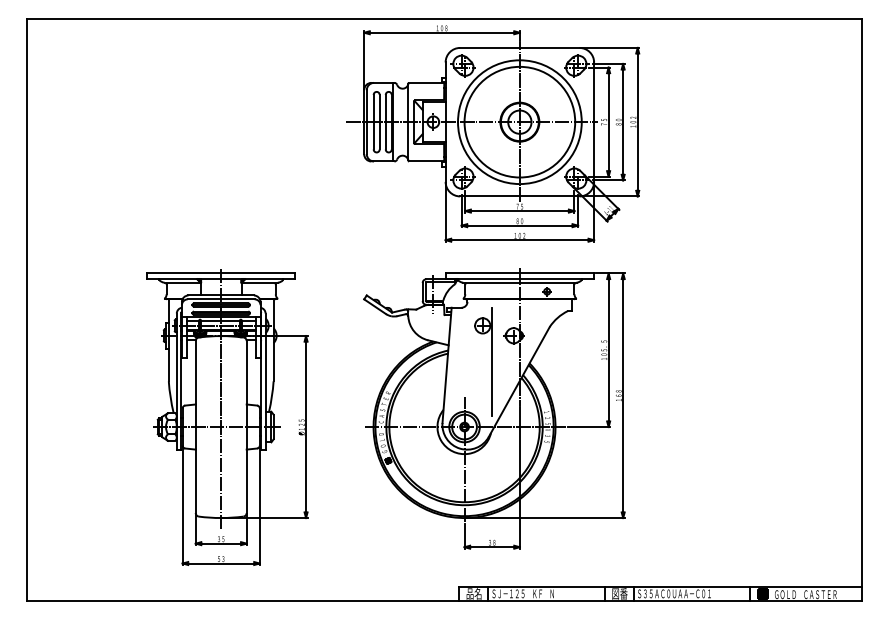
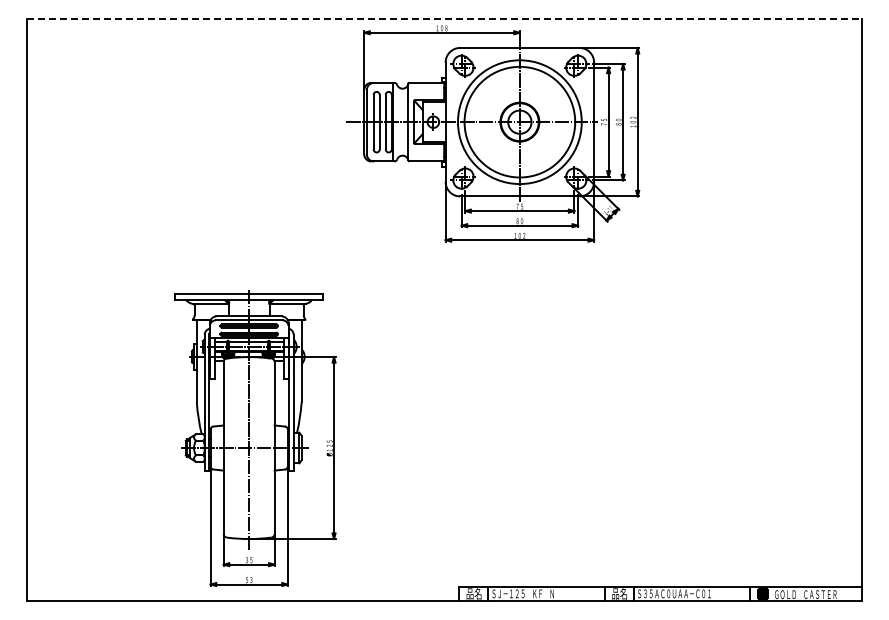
line: solid -> dashed (444, 18)
part: present -> none (494, 408)
part position: (227, 417) -> (255, 438) (255, 438)
text: 図番 -> 品名 (619, 593)
